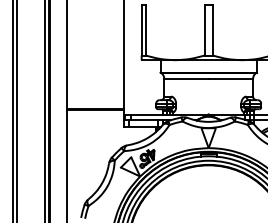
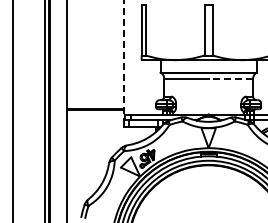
line: solid -> dashed (123, 59)
line: solid -> dashed (230, 79)
line: present -> none (17, 110)
